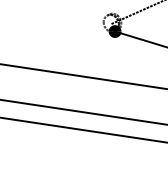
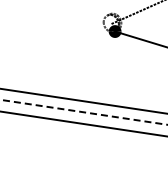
line position: (83, 76) -> (83, 101) (83, 101)
line: solid -> dashed (84, 112)
line position: (83, 129) -> (83, 123) (83, 123)
